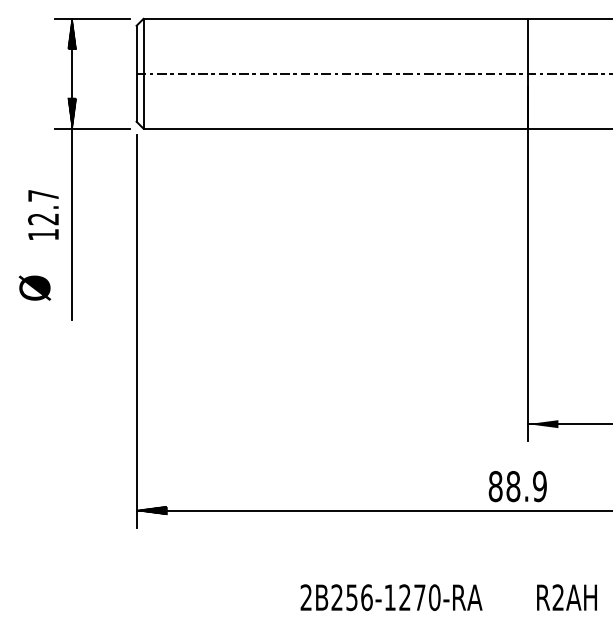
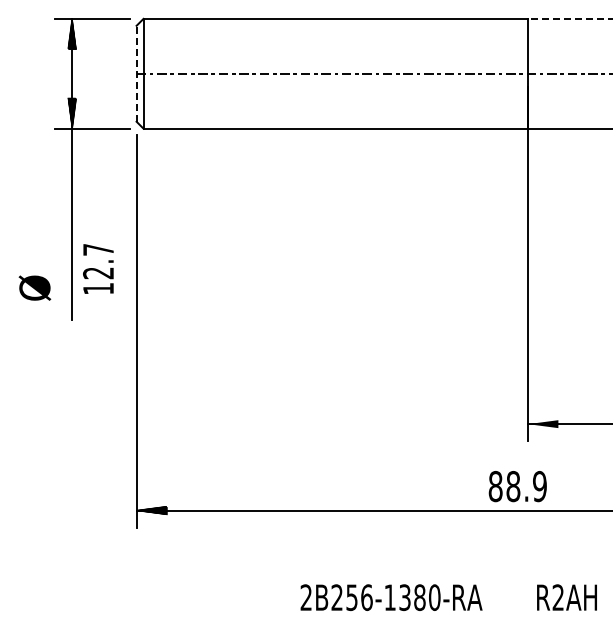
line: solid -> dashed (569, 18)
line: solid -> dashed (136, 73)
text position: (43, 214) -> (98, 268) (98, 268)
text: 2B256-1270-RA -> 2B256-1380-RA (412, 597)
